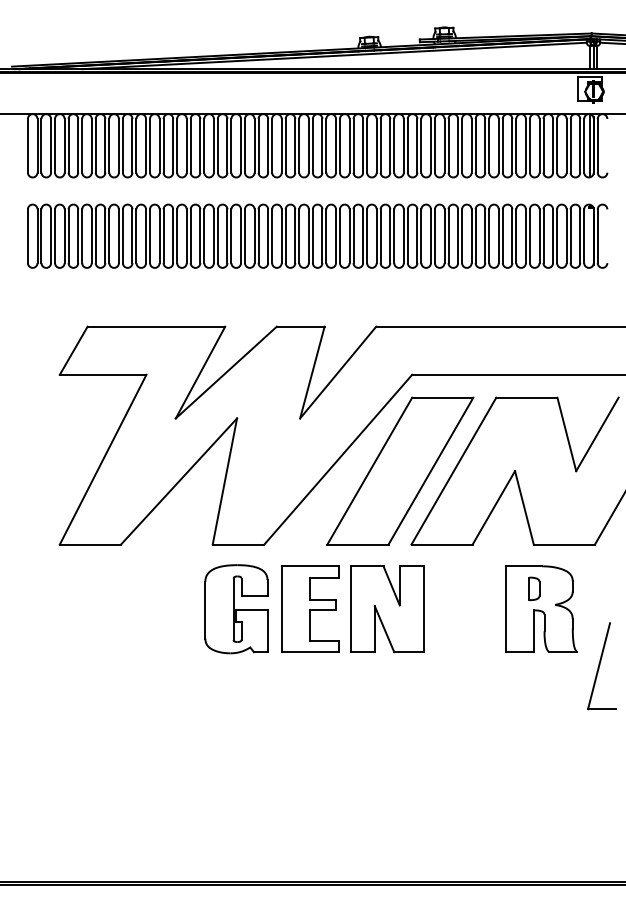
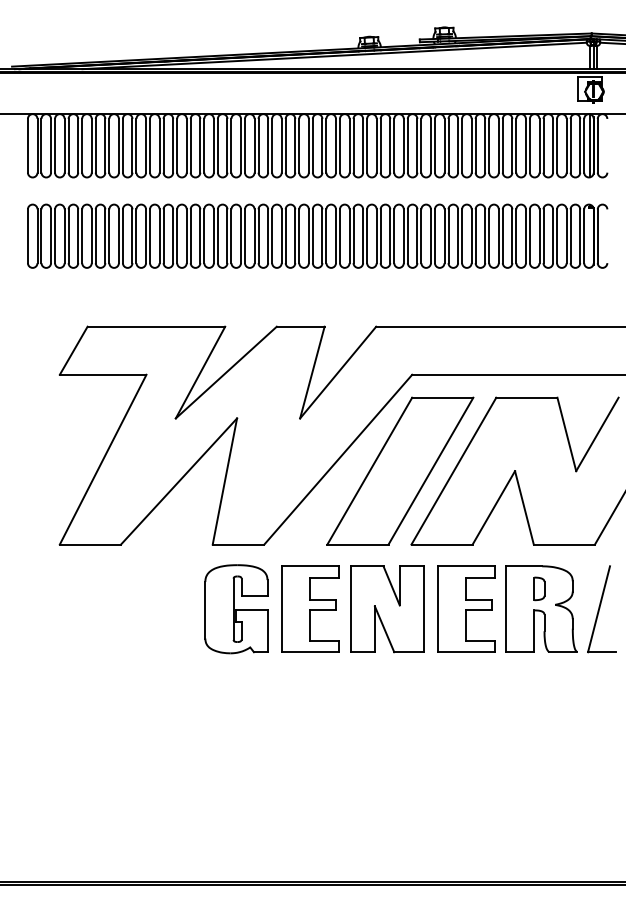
part position: (534, 588) -> (539, 588) (539, 588)
part: none -> present (466, 608)
part position: (601, 666) -> (601, 609) (601, 609)
